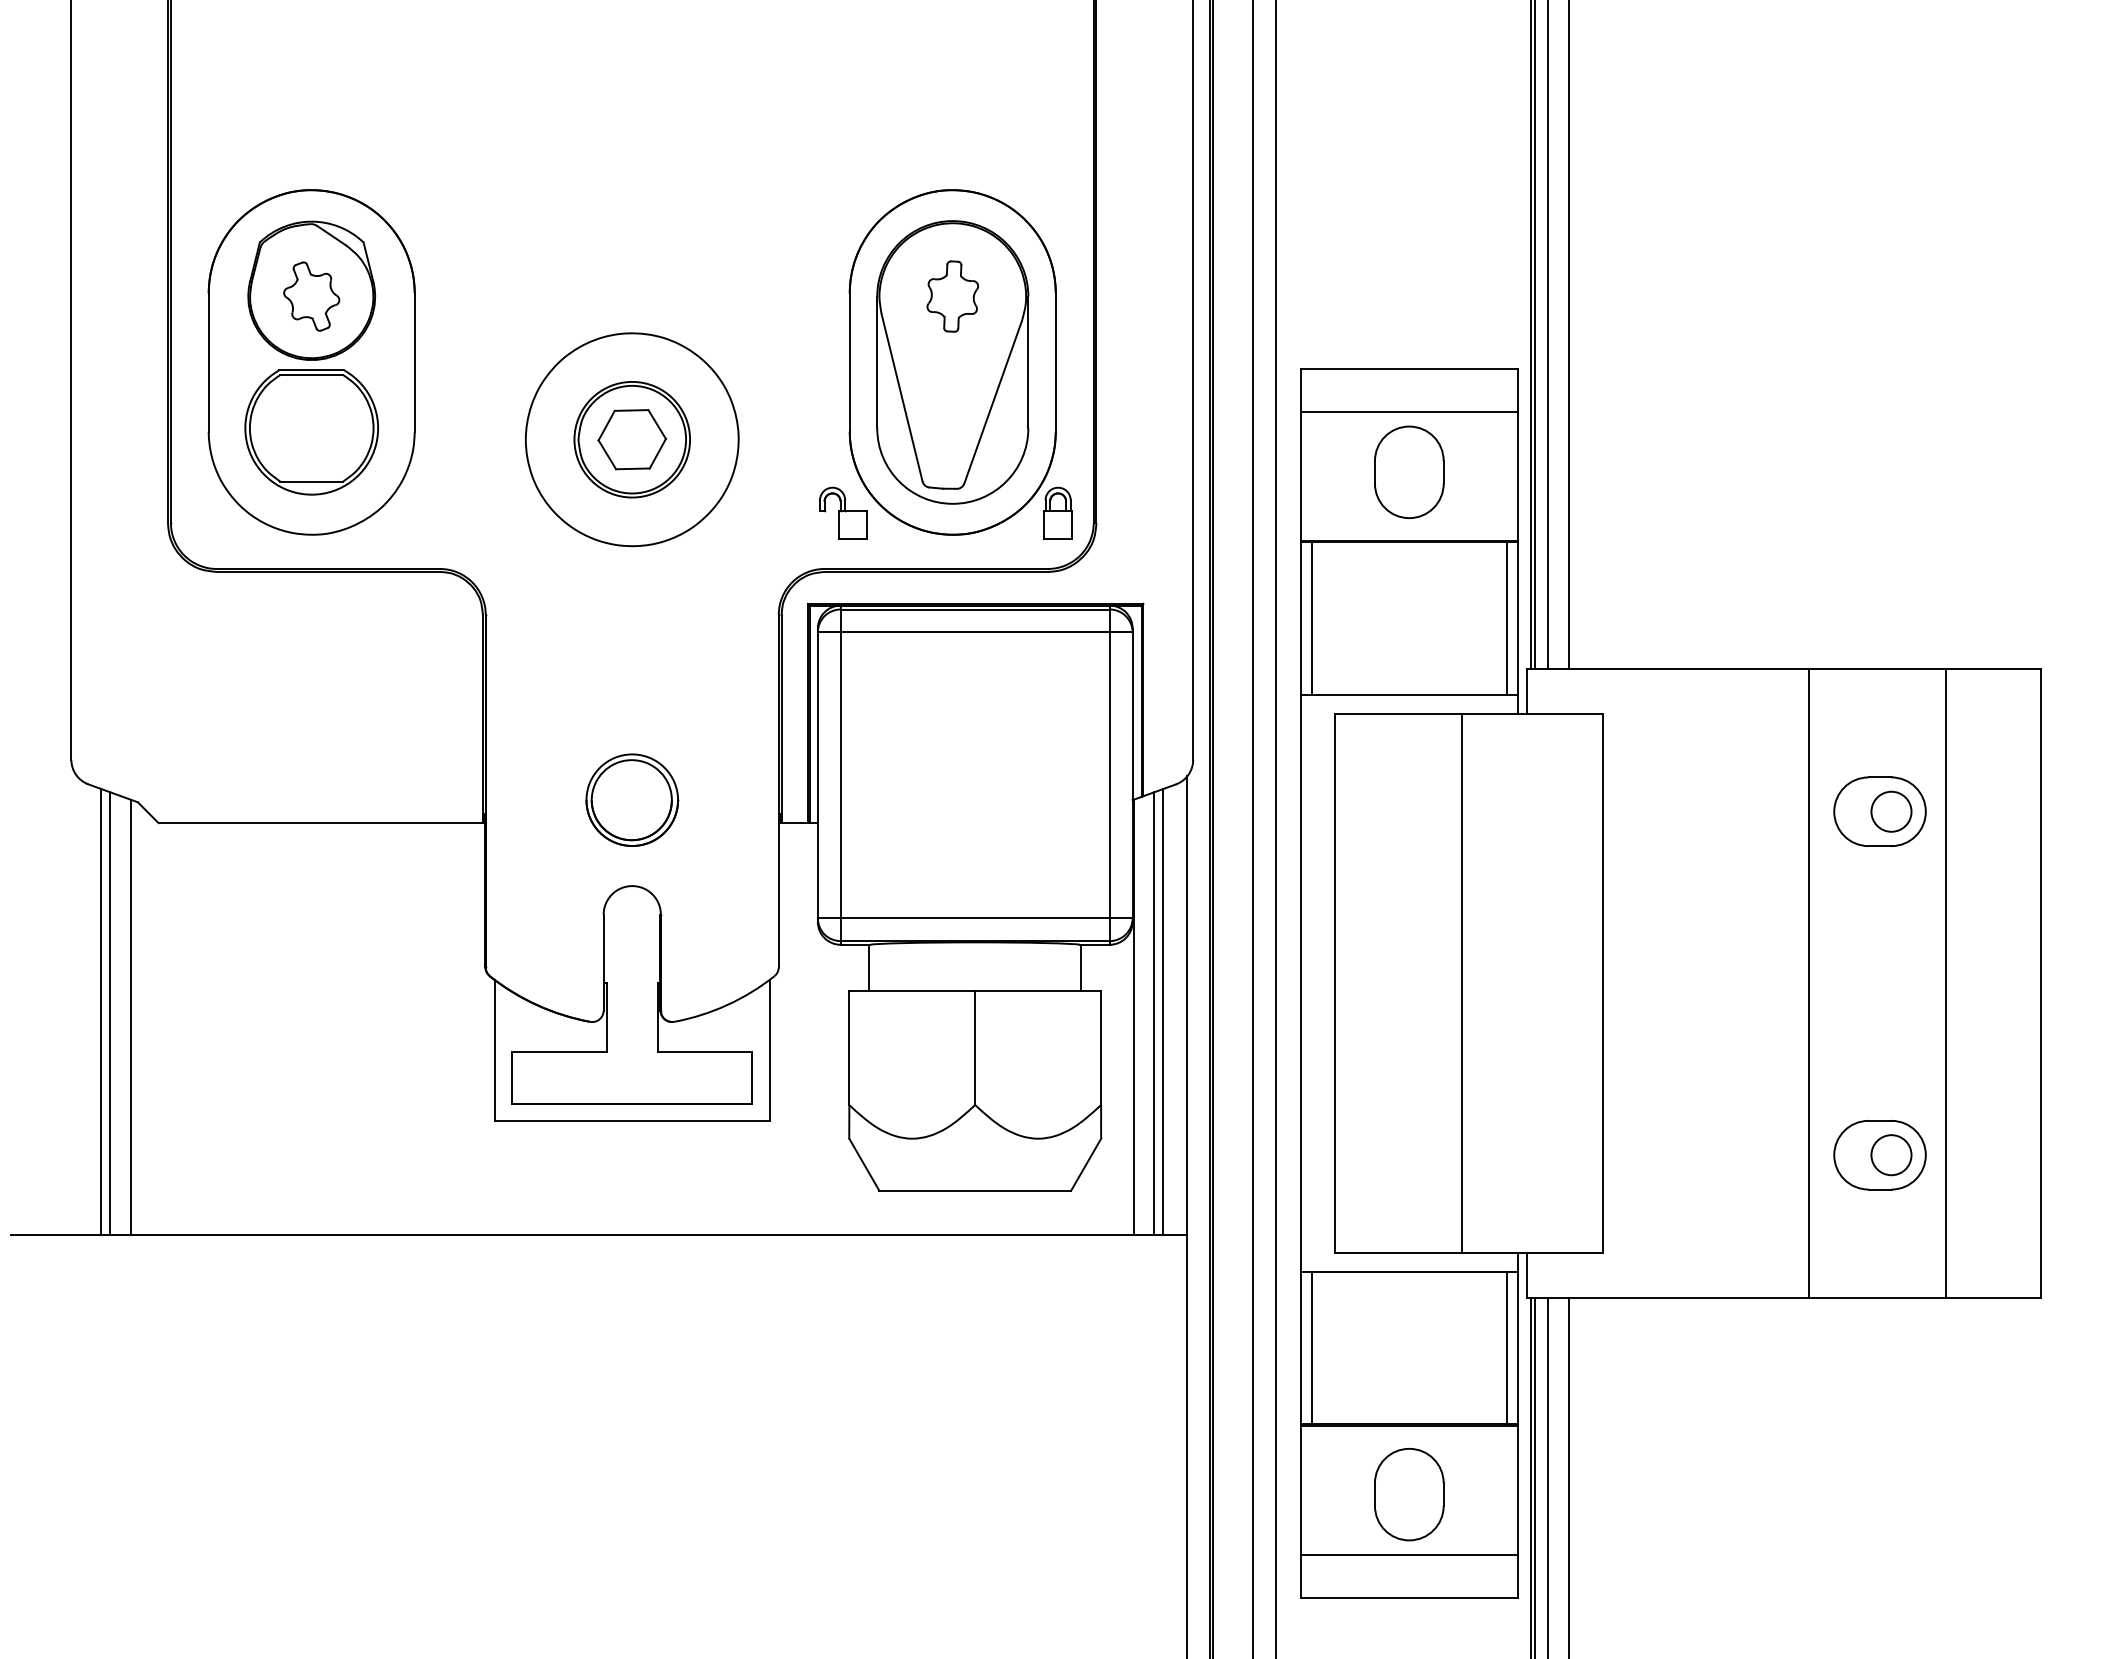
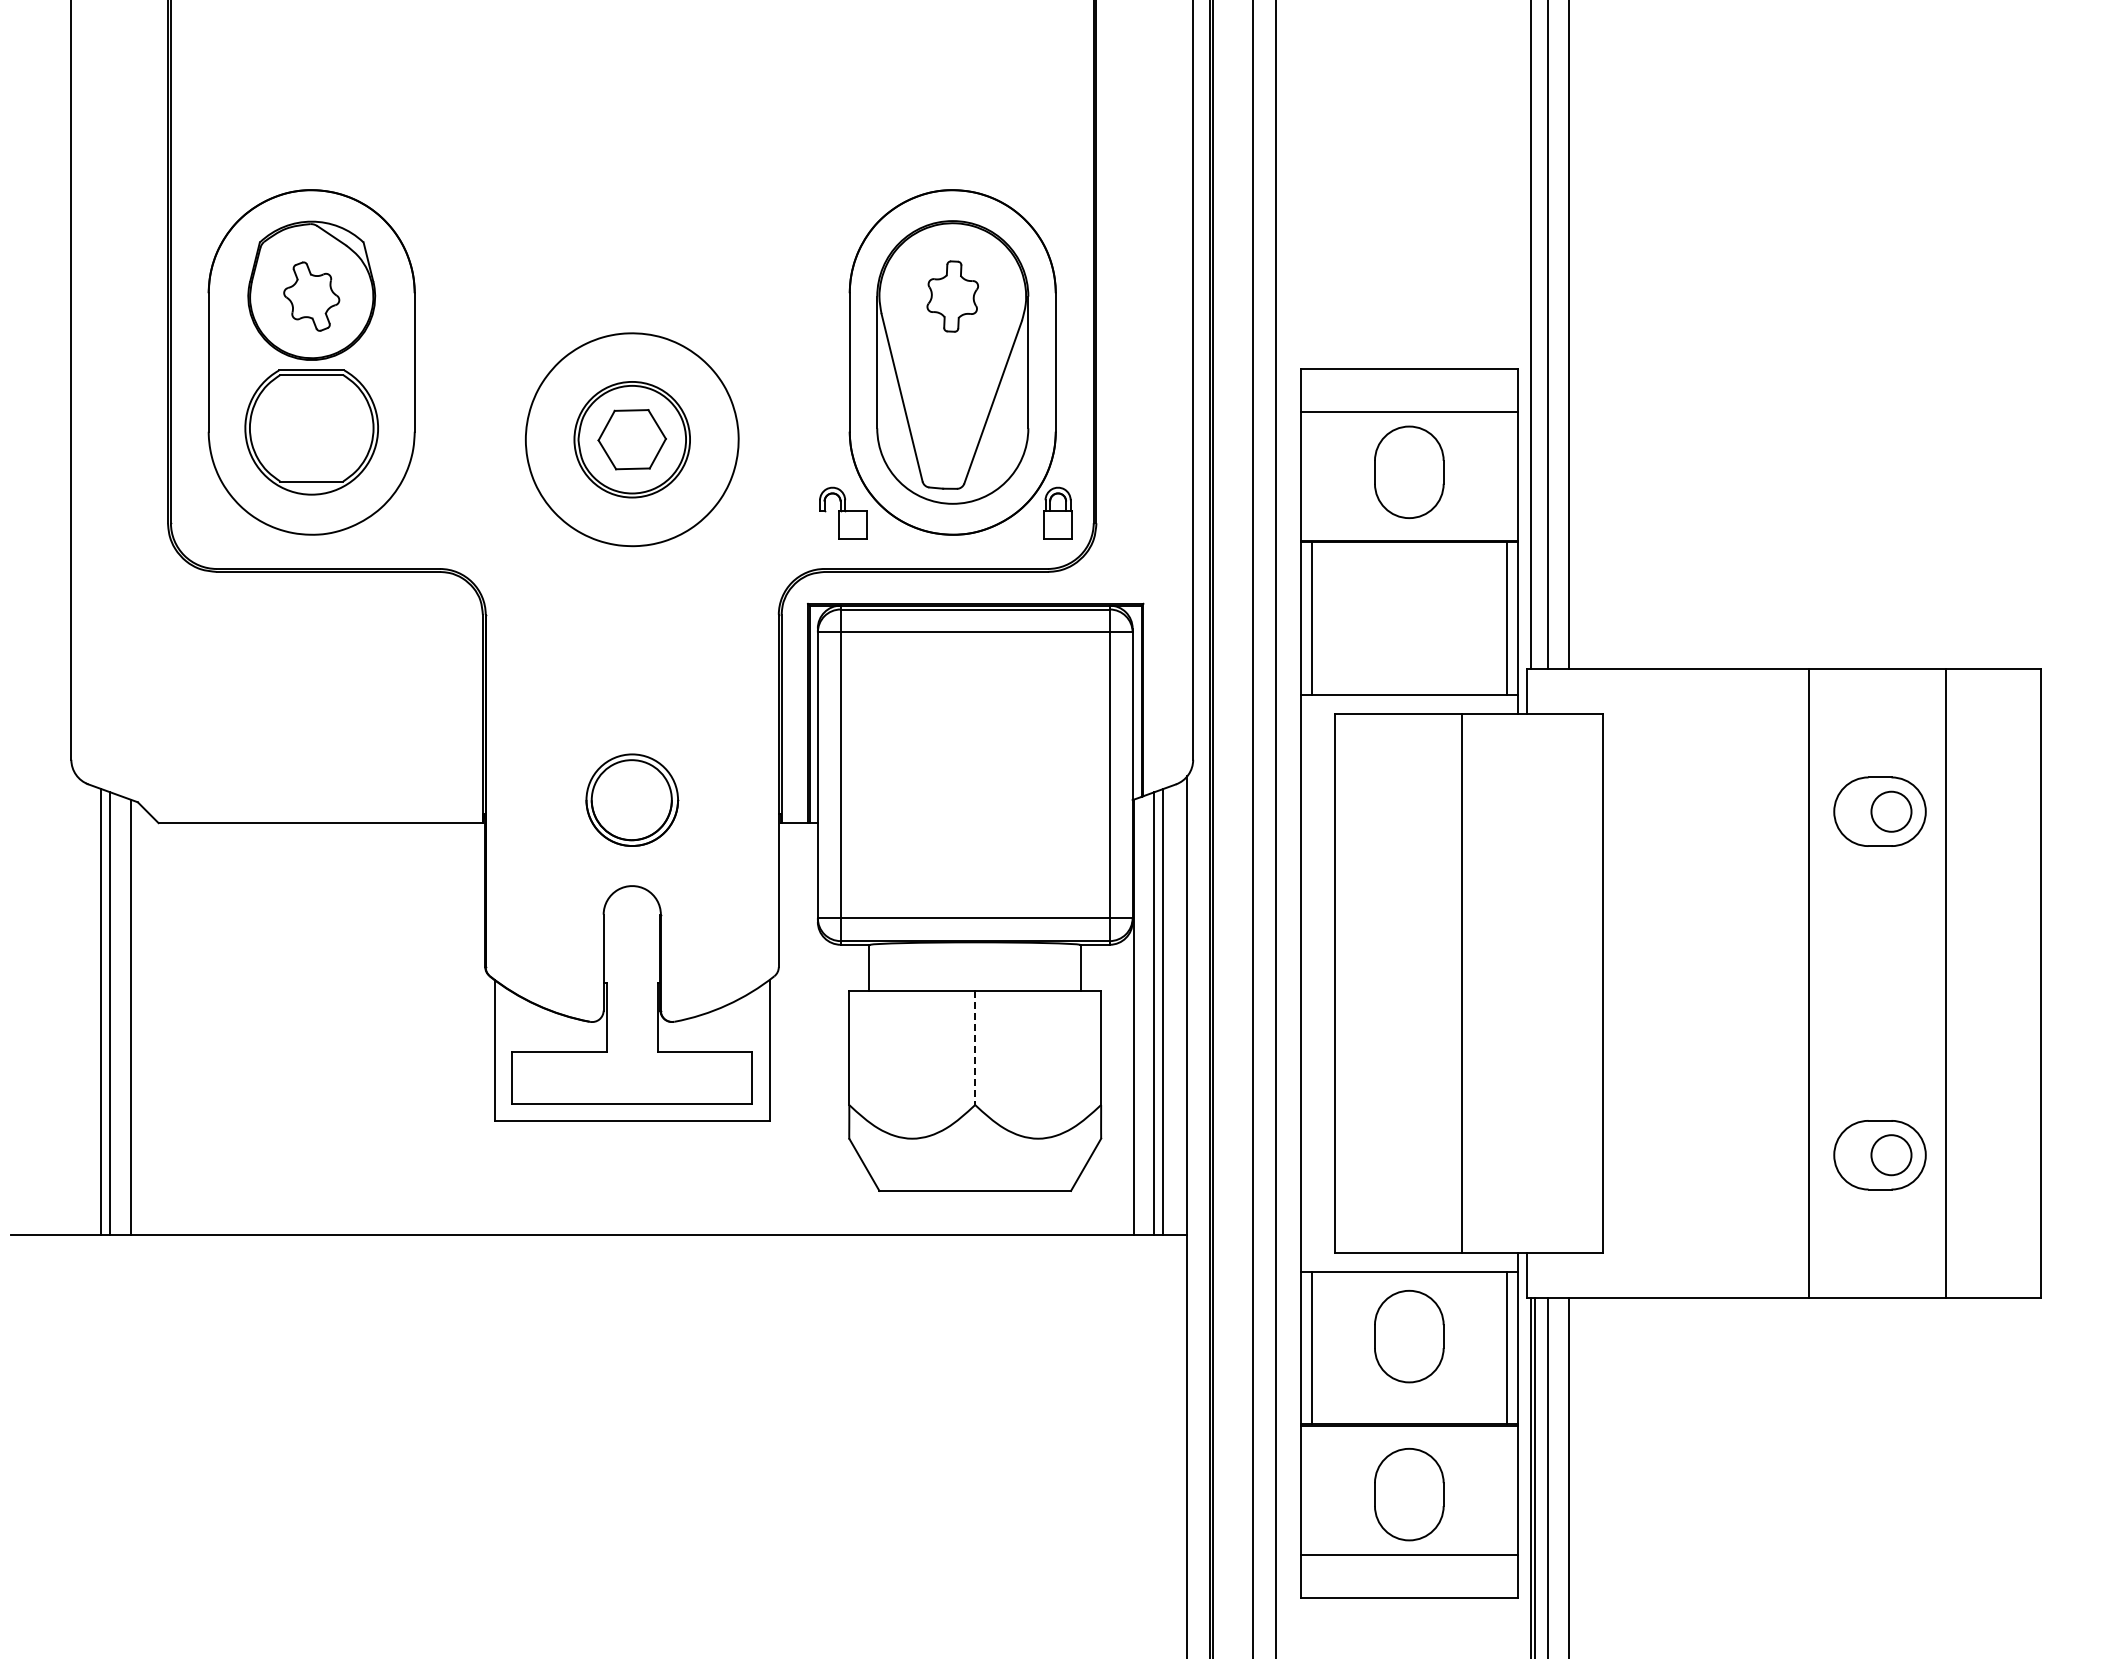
line: present -> none (1534, 335)
line: solid -> dashed (975, 1048)
part: none -> present (1409, 1336)
